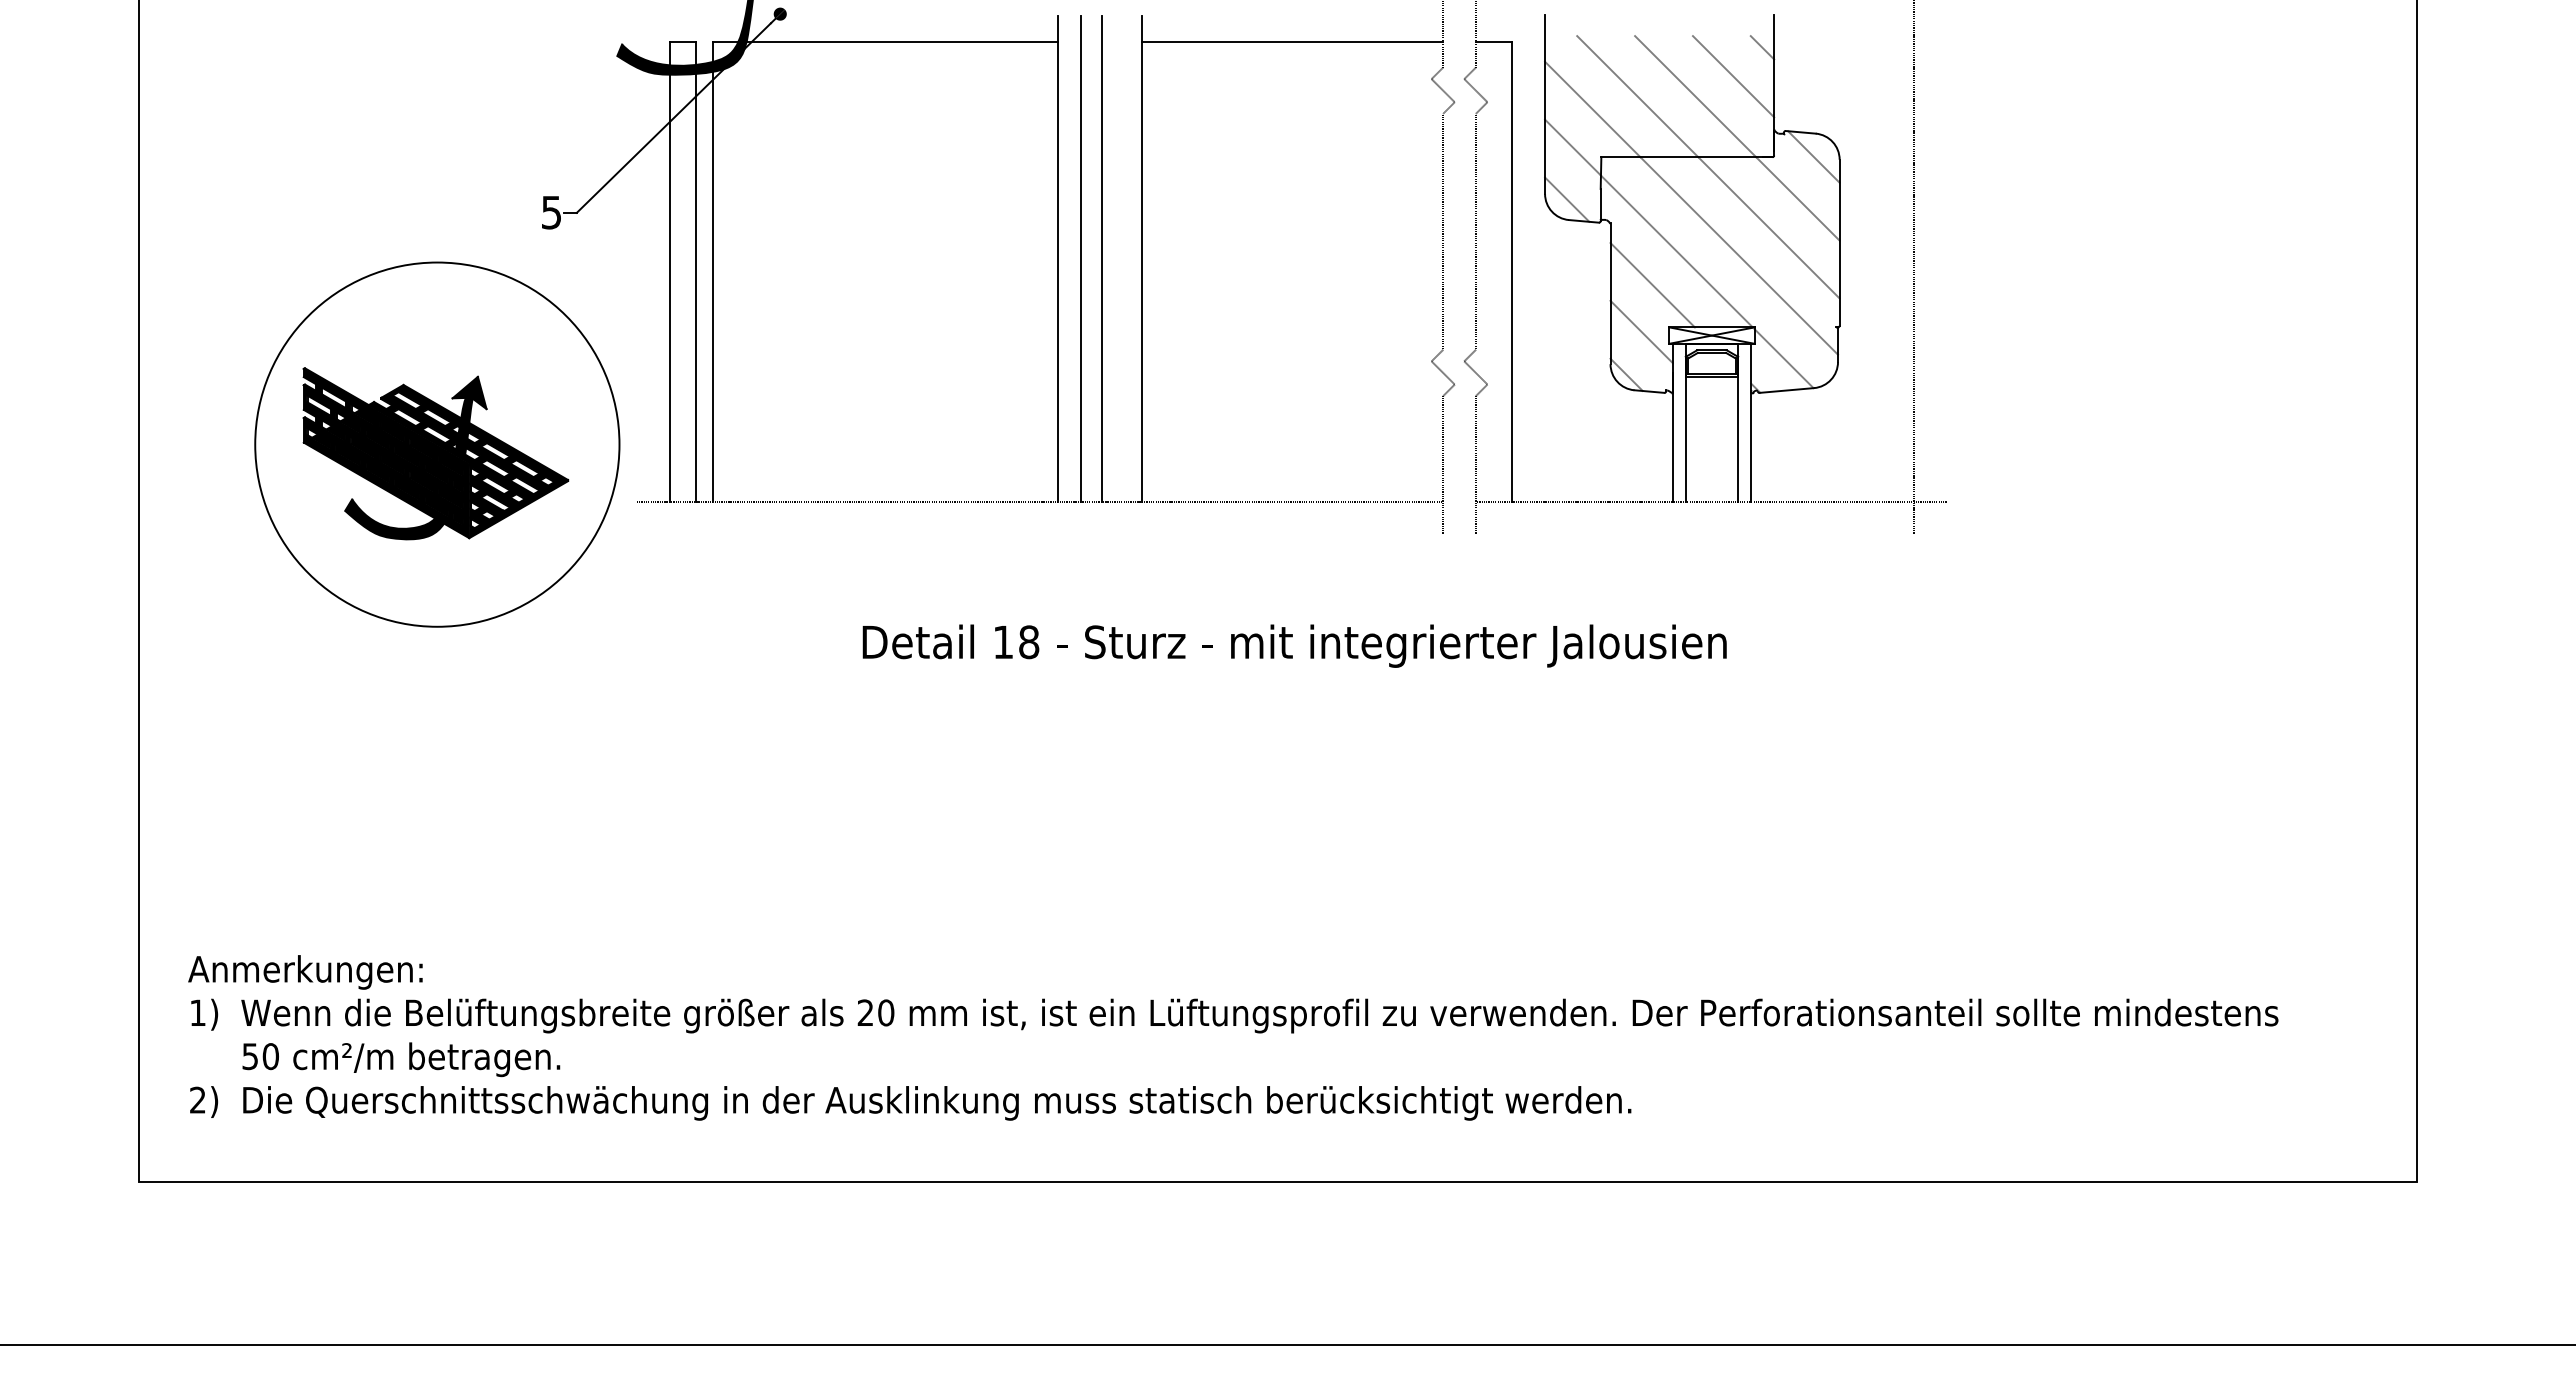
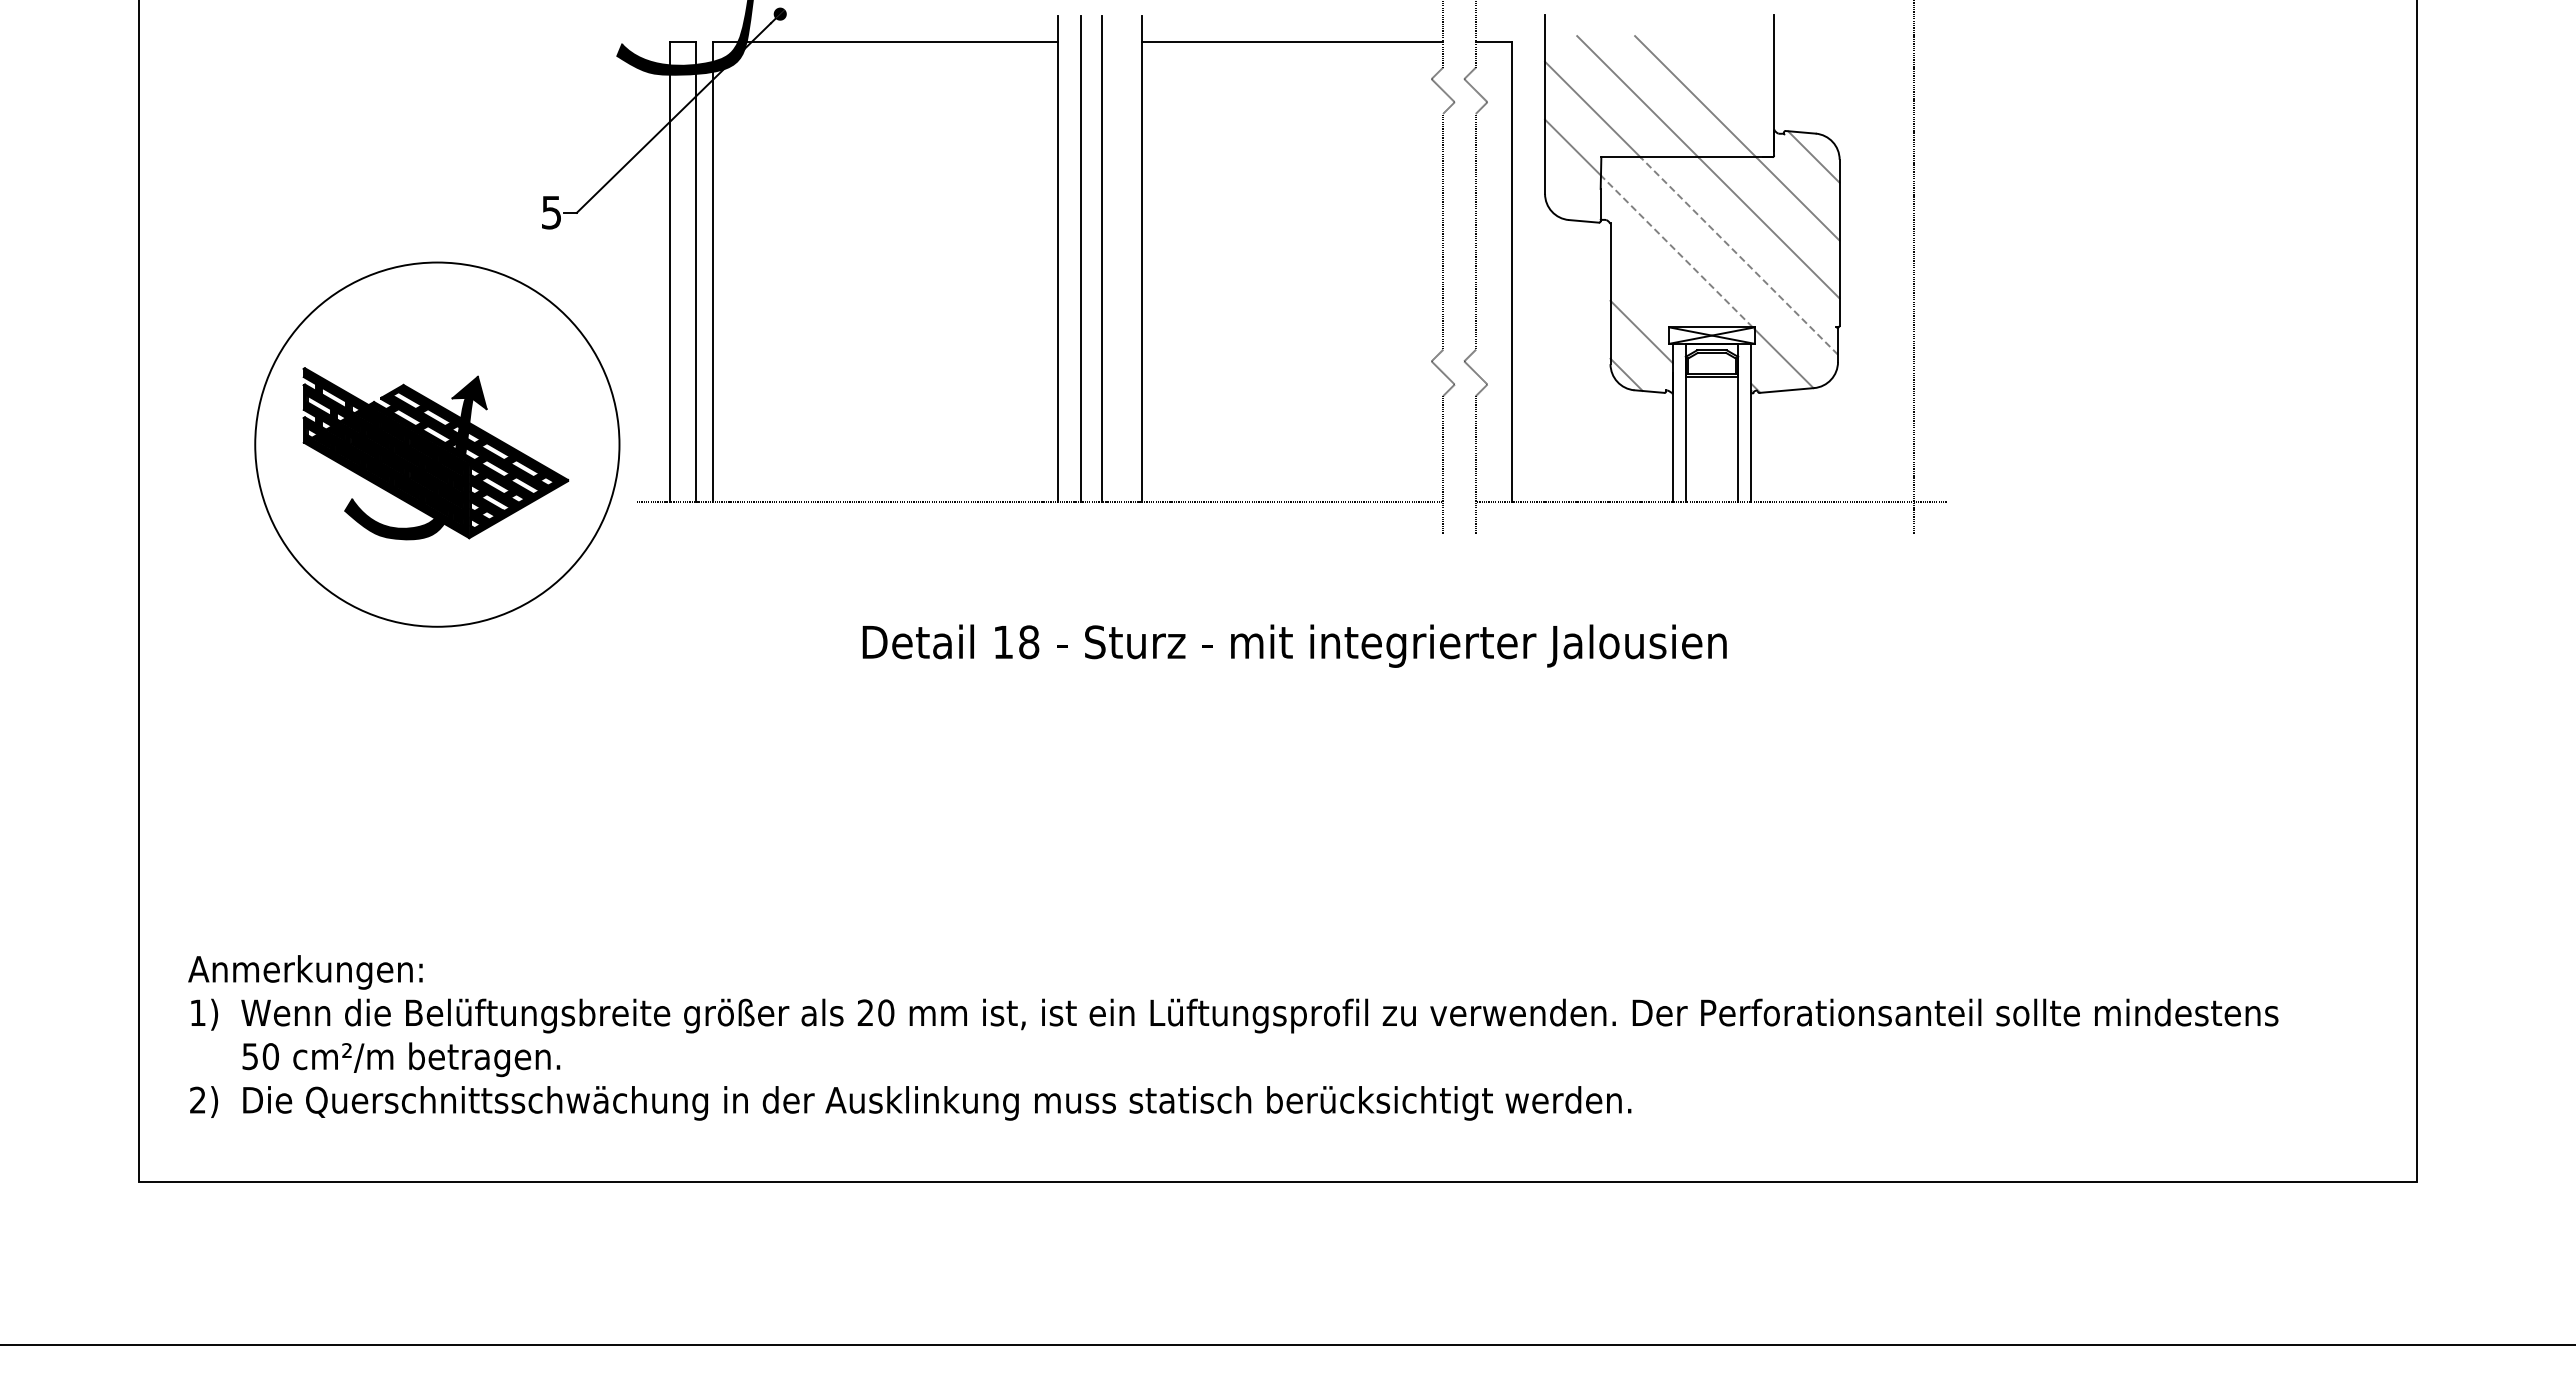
line: present -> none (1762, 47)
line: present -> none (1733, 76)
line: present -> none (1567, 199)
line: solid -> dashed (1676, 251)
line: solid -> dashed (1739, 255)
line: present -> none (1652, 285)
